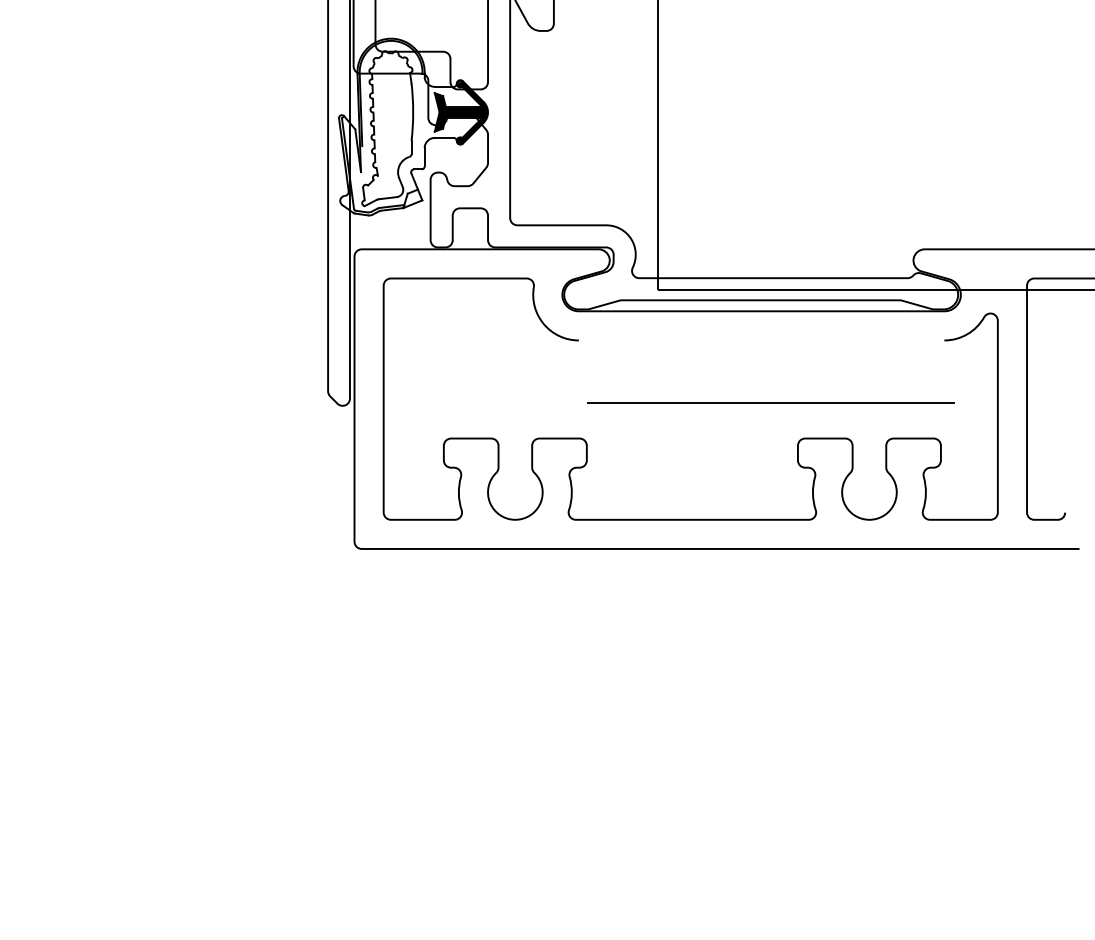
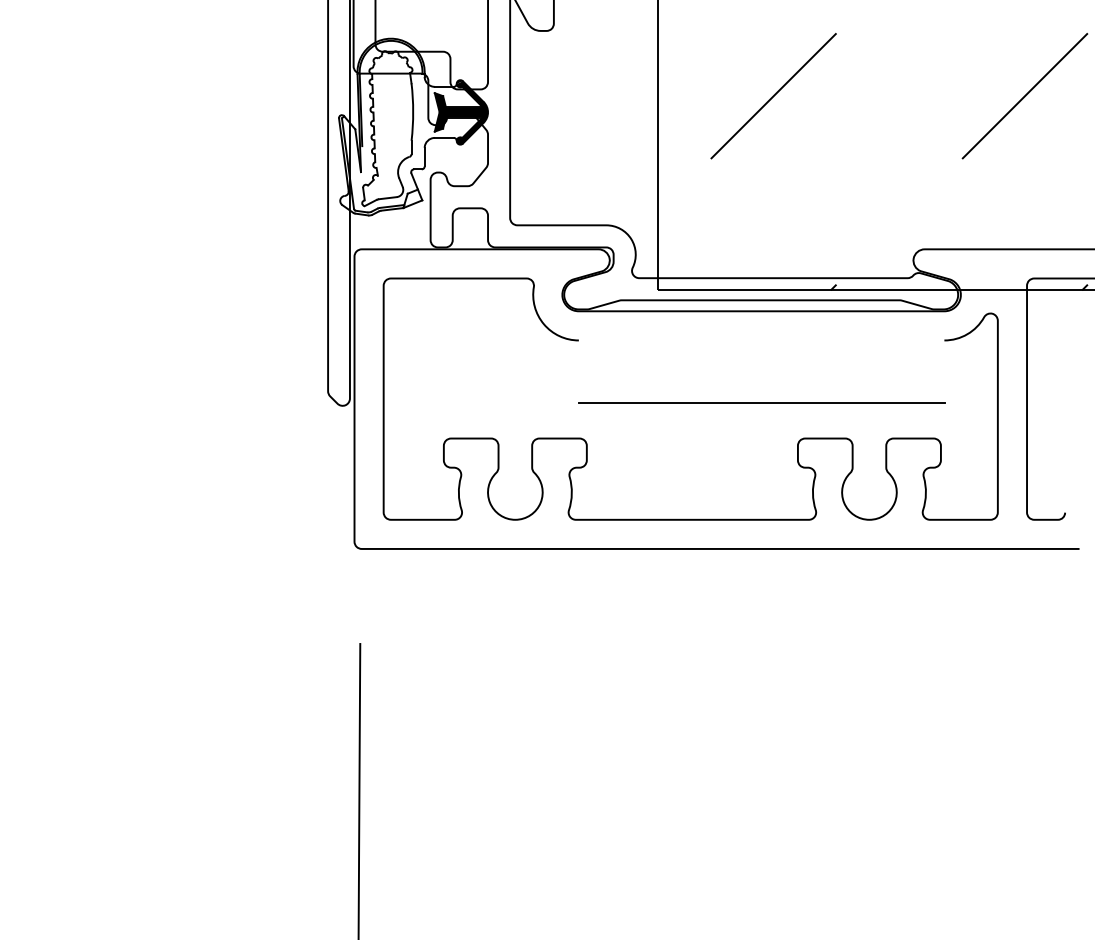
hatch: none -> present (898, 161)
line position: (770, 402) -> (761, 402) (761, 402)
line: none -> present (359, 789)
